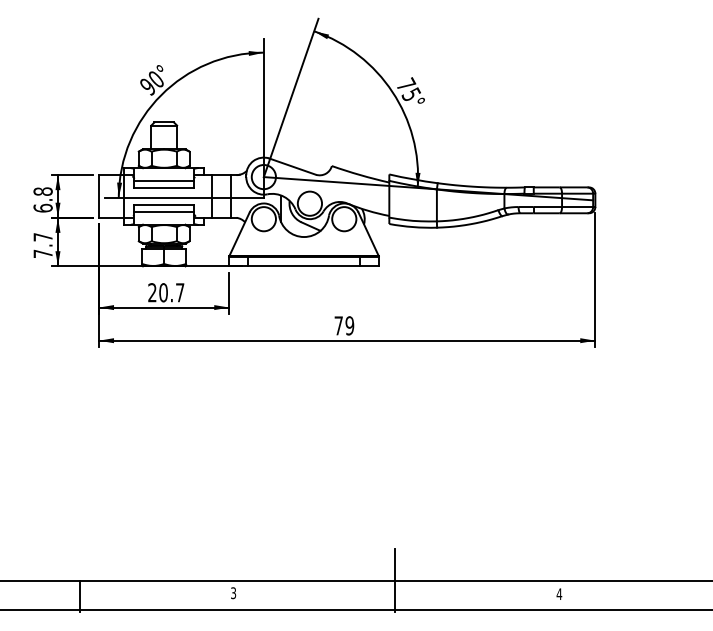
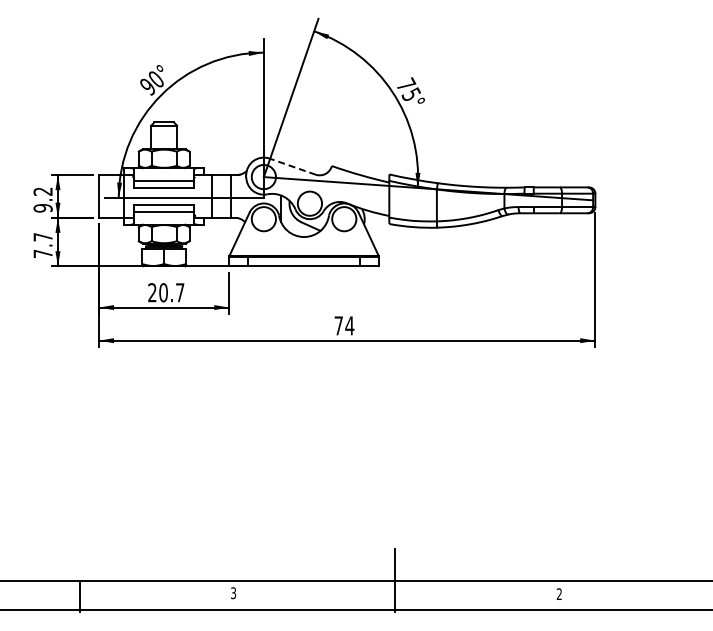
line: solid -> dashed (292, 166)
text: 6.8 -> 9.2 (42, 199)
text: 79 -> 74 (349, 325)
text: 4 -> 2 (559, 593)
